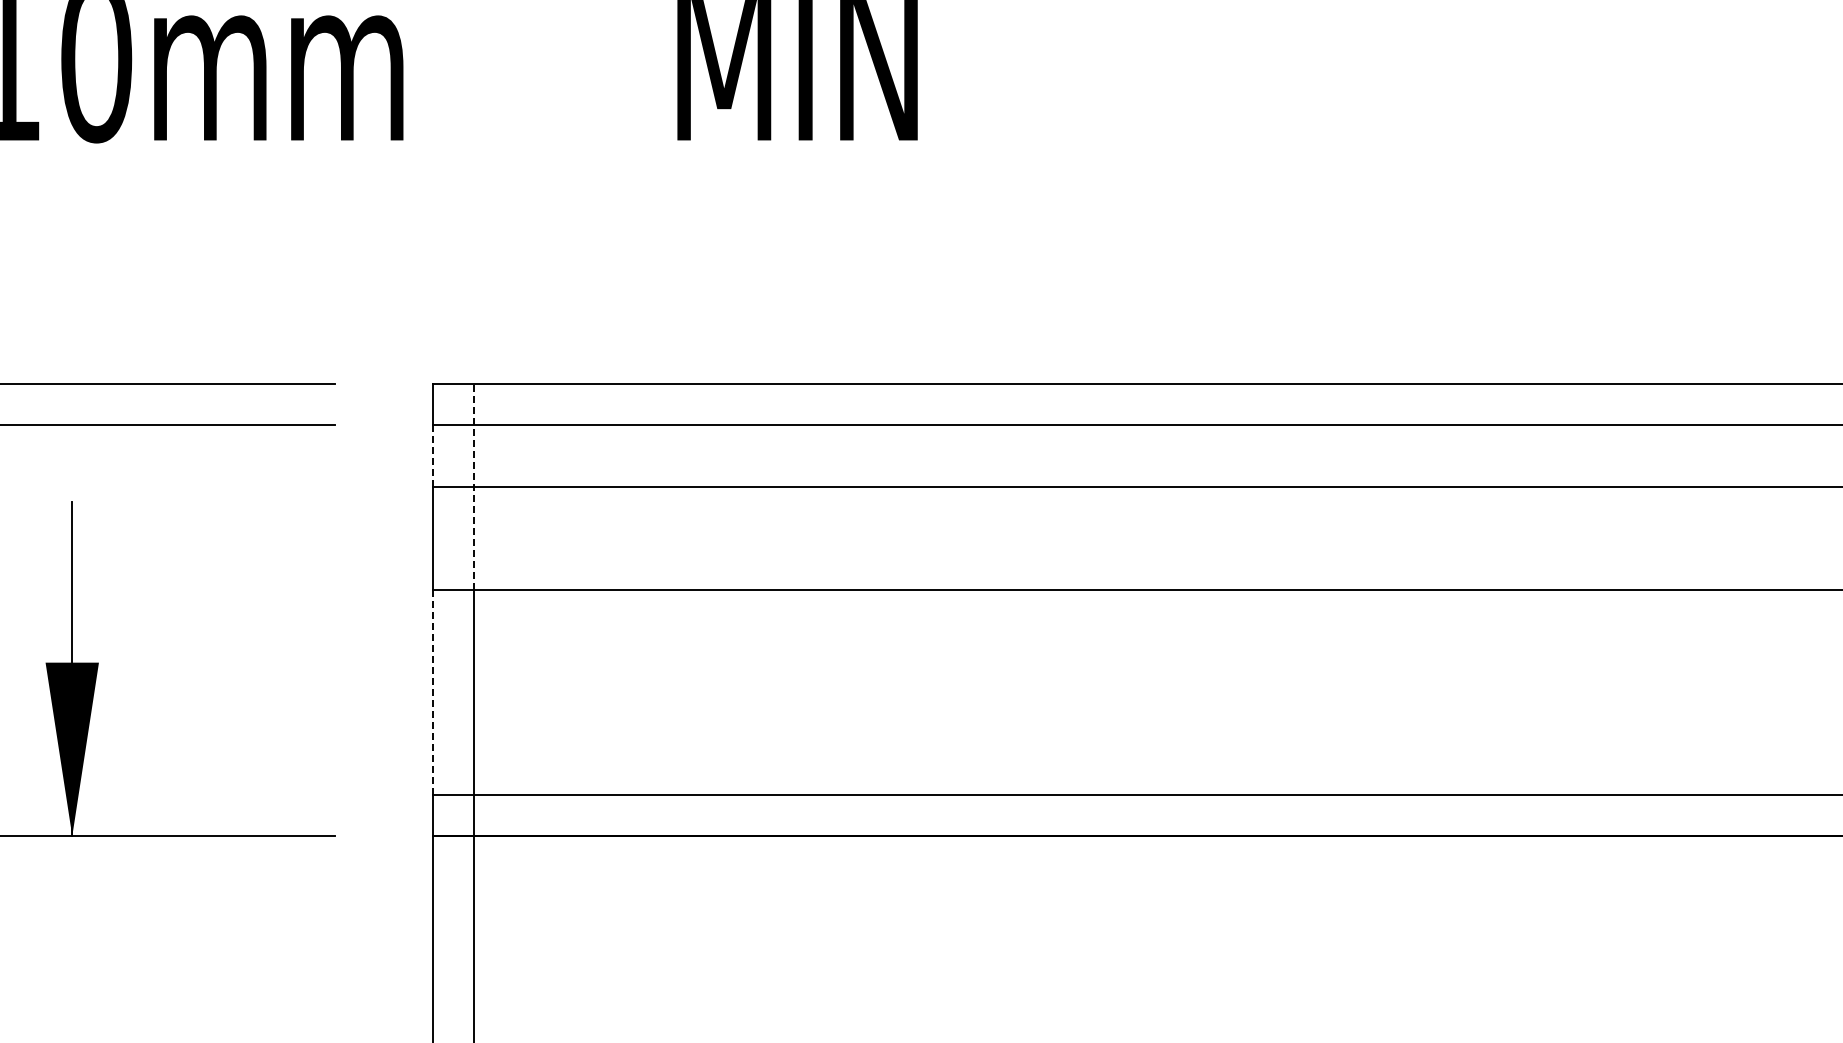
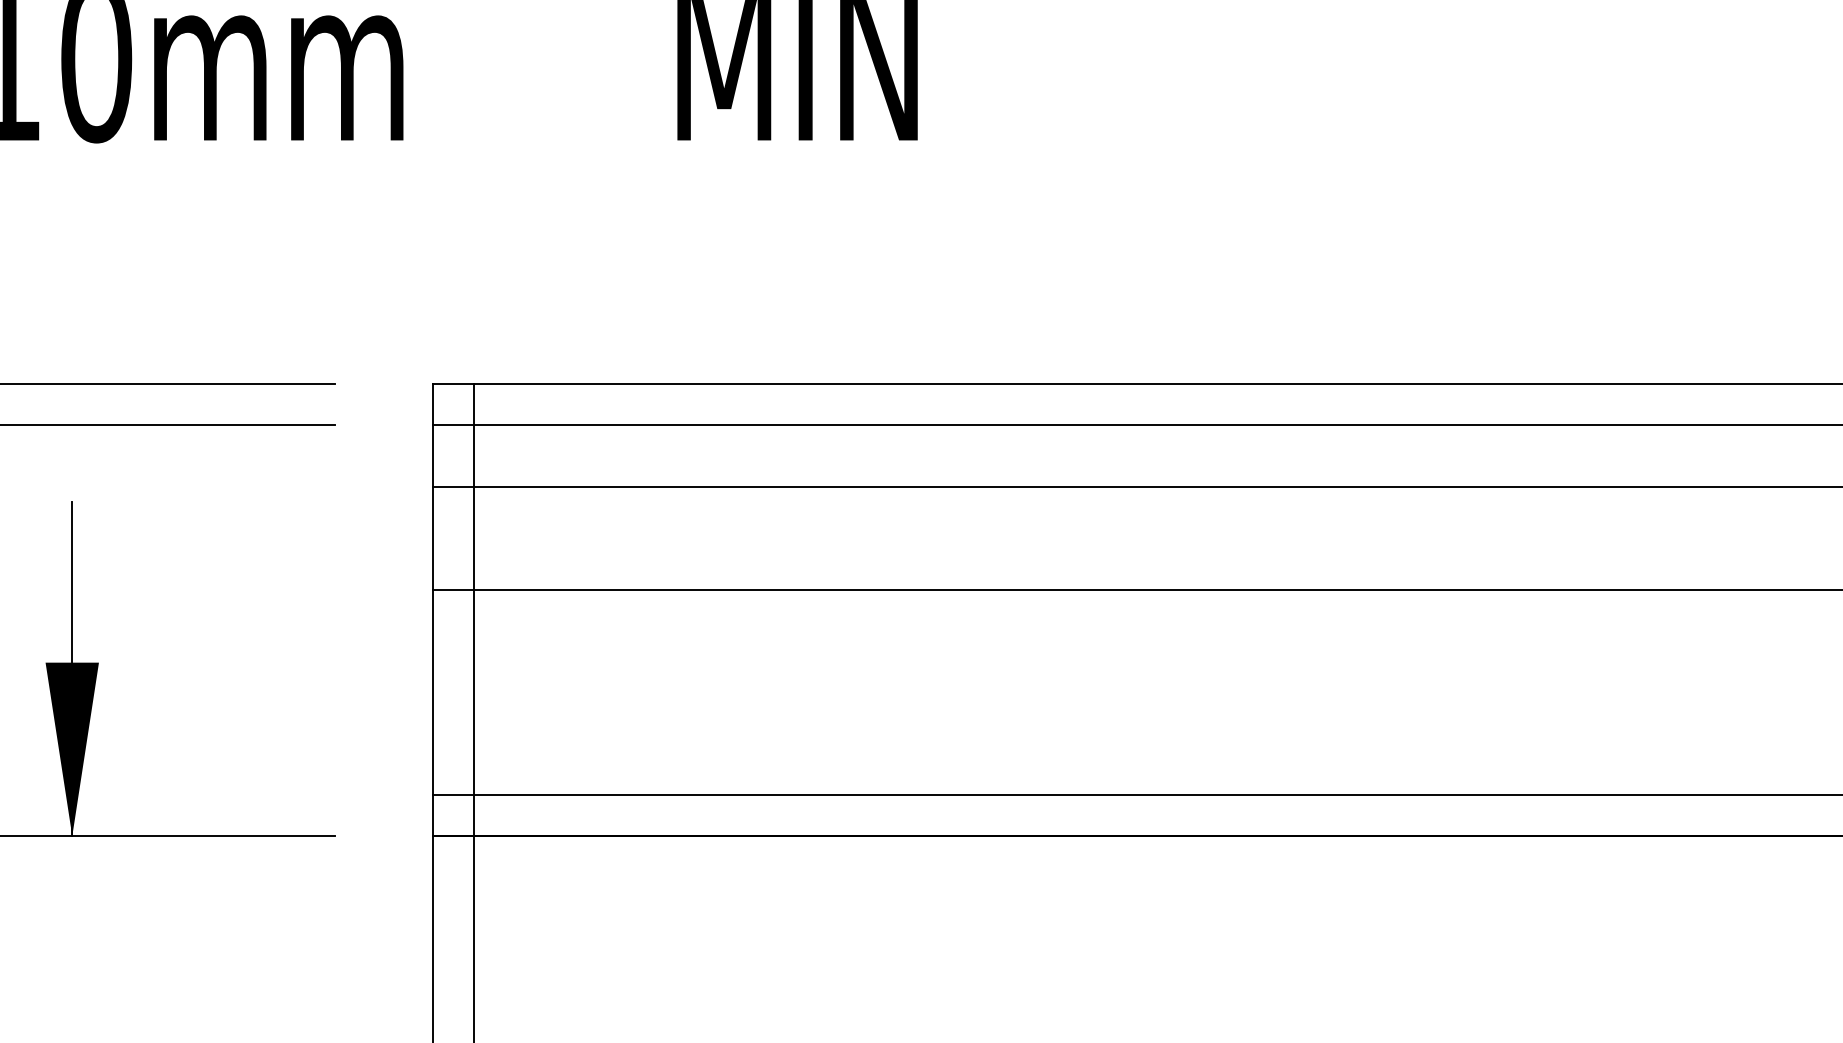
line: dashed -> solid (432, 455)
line: dashed -> solid (474, 486)
line: dashed -> solid (432, 692)
